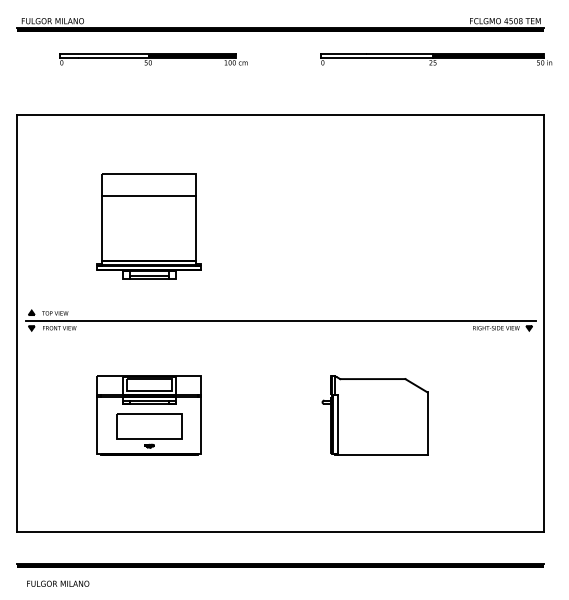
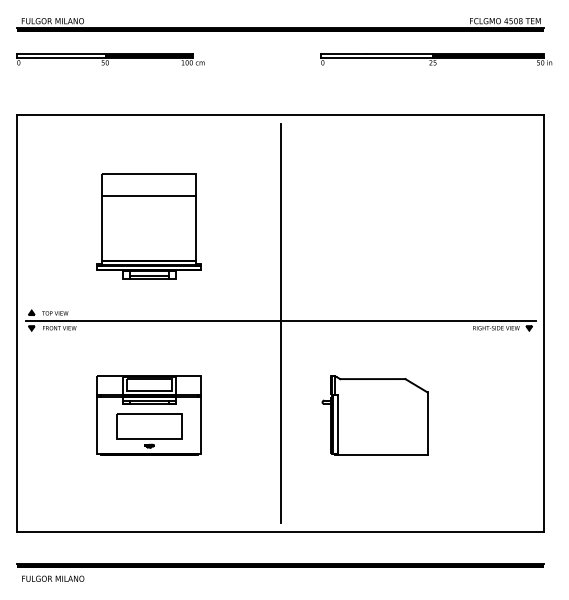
part position: (153, 59) -> (110, 59) (110, 59)
line: none -> present (281, 323)
text position: (58, 583) -> (53, 578) (53, 578)
